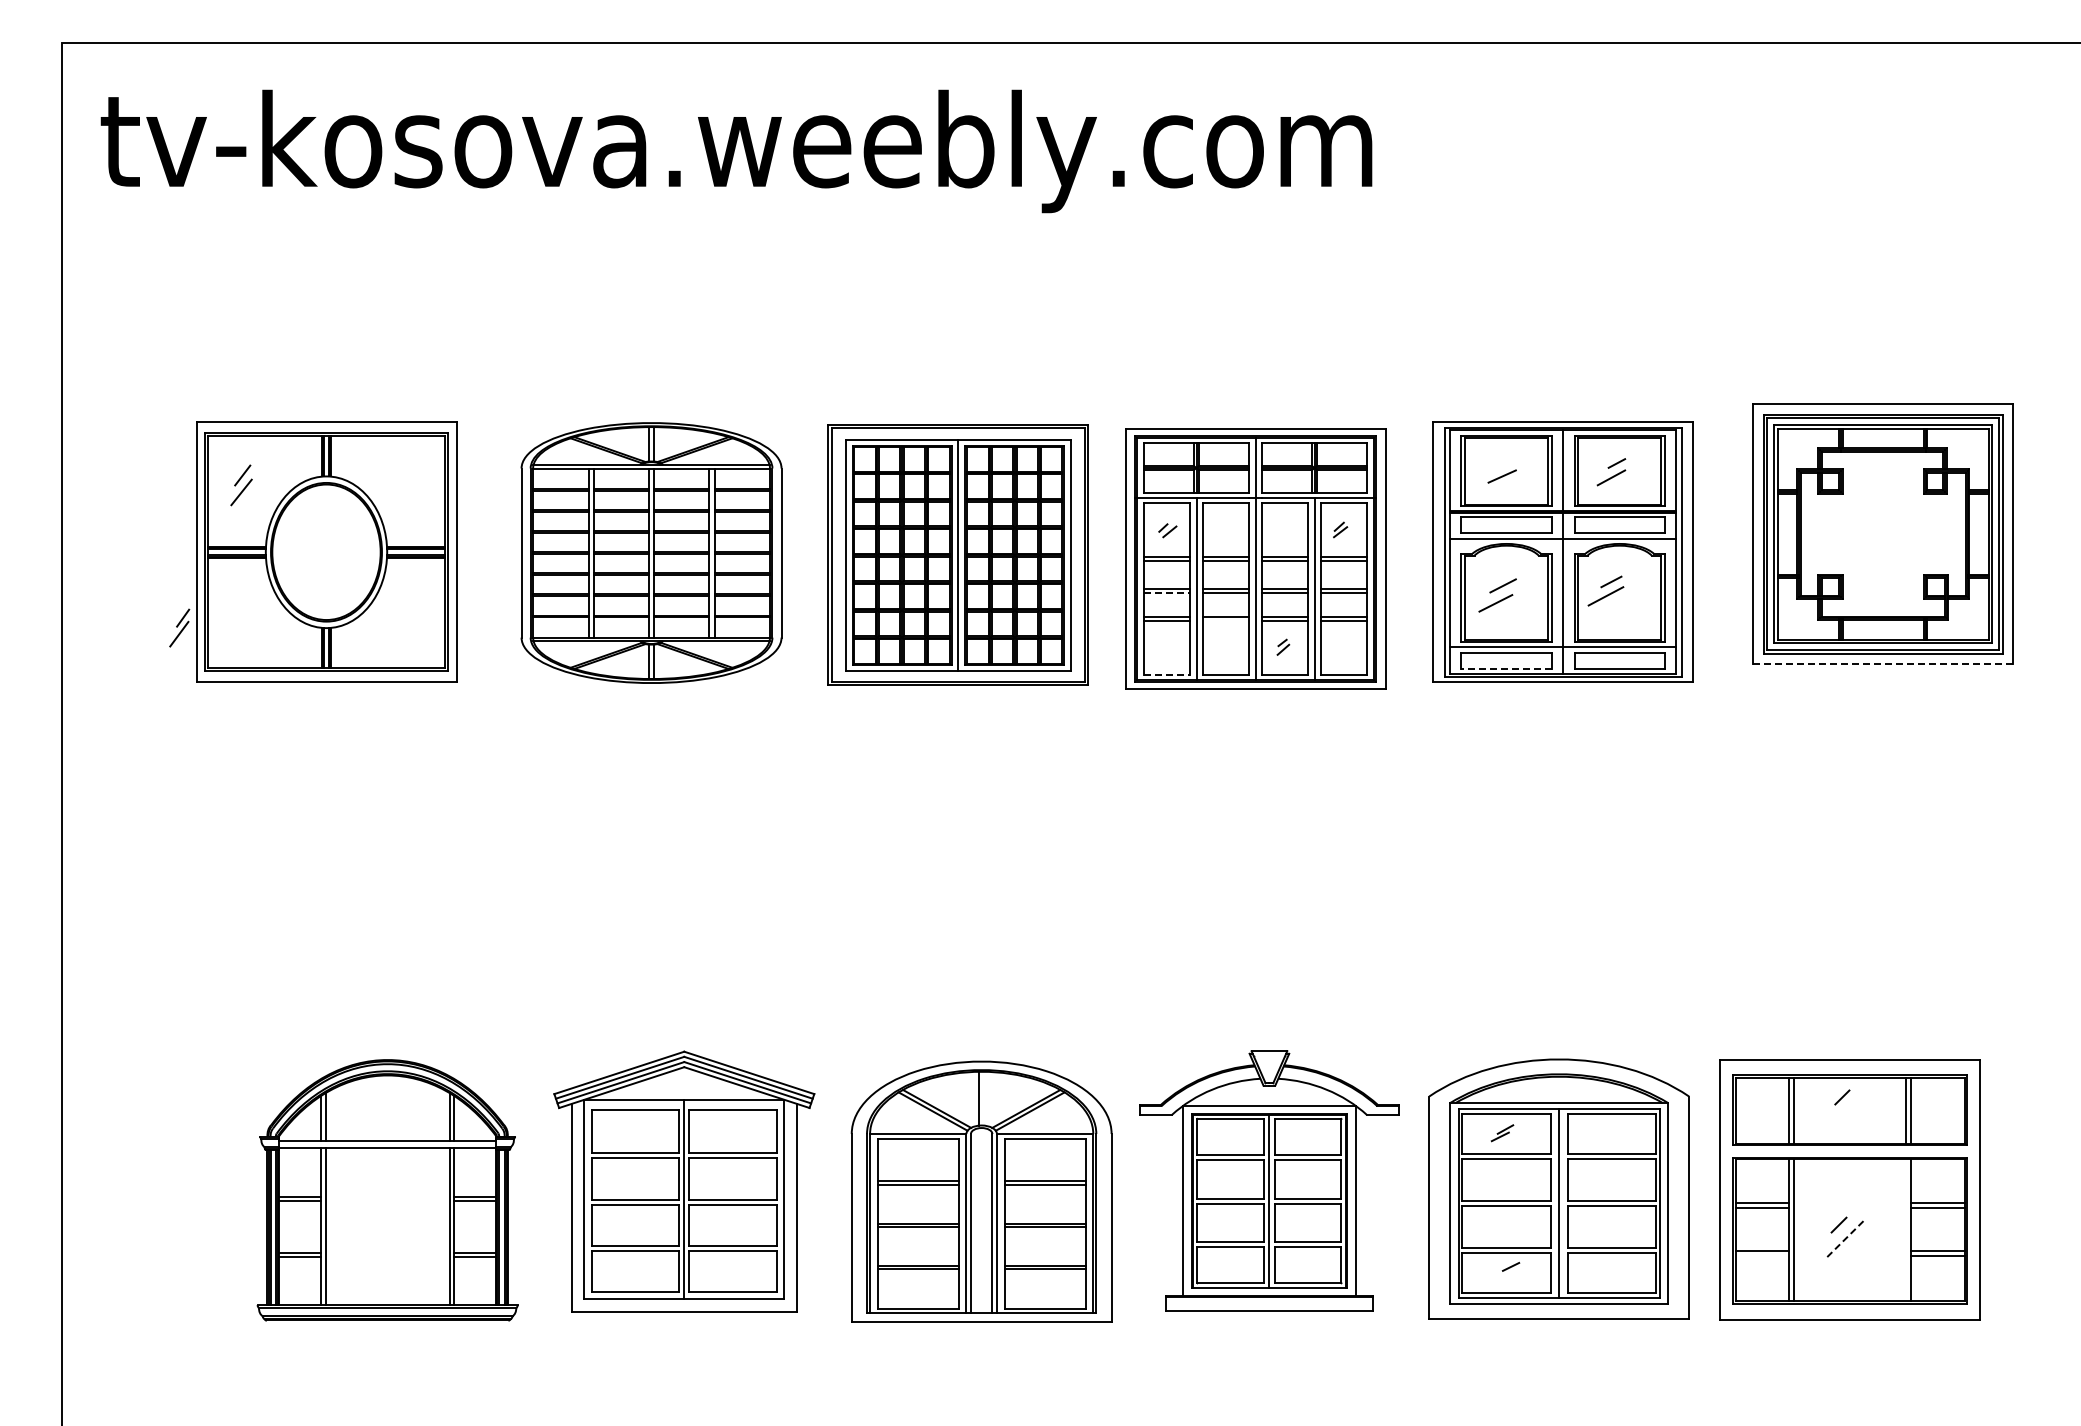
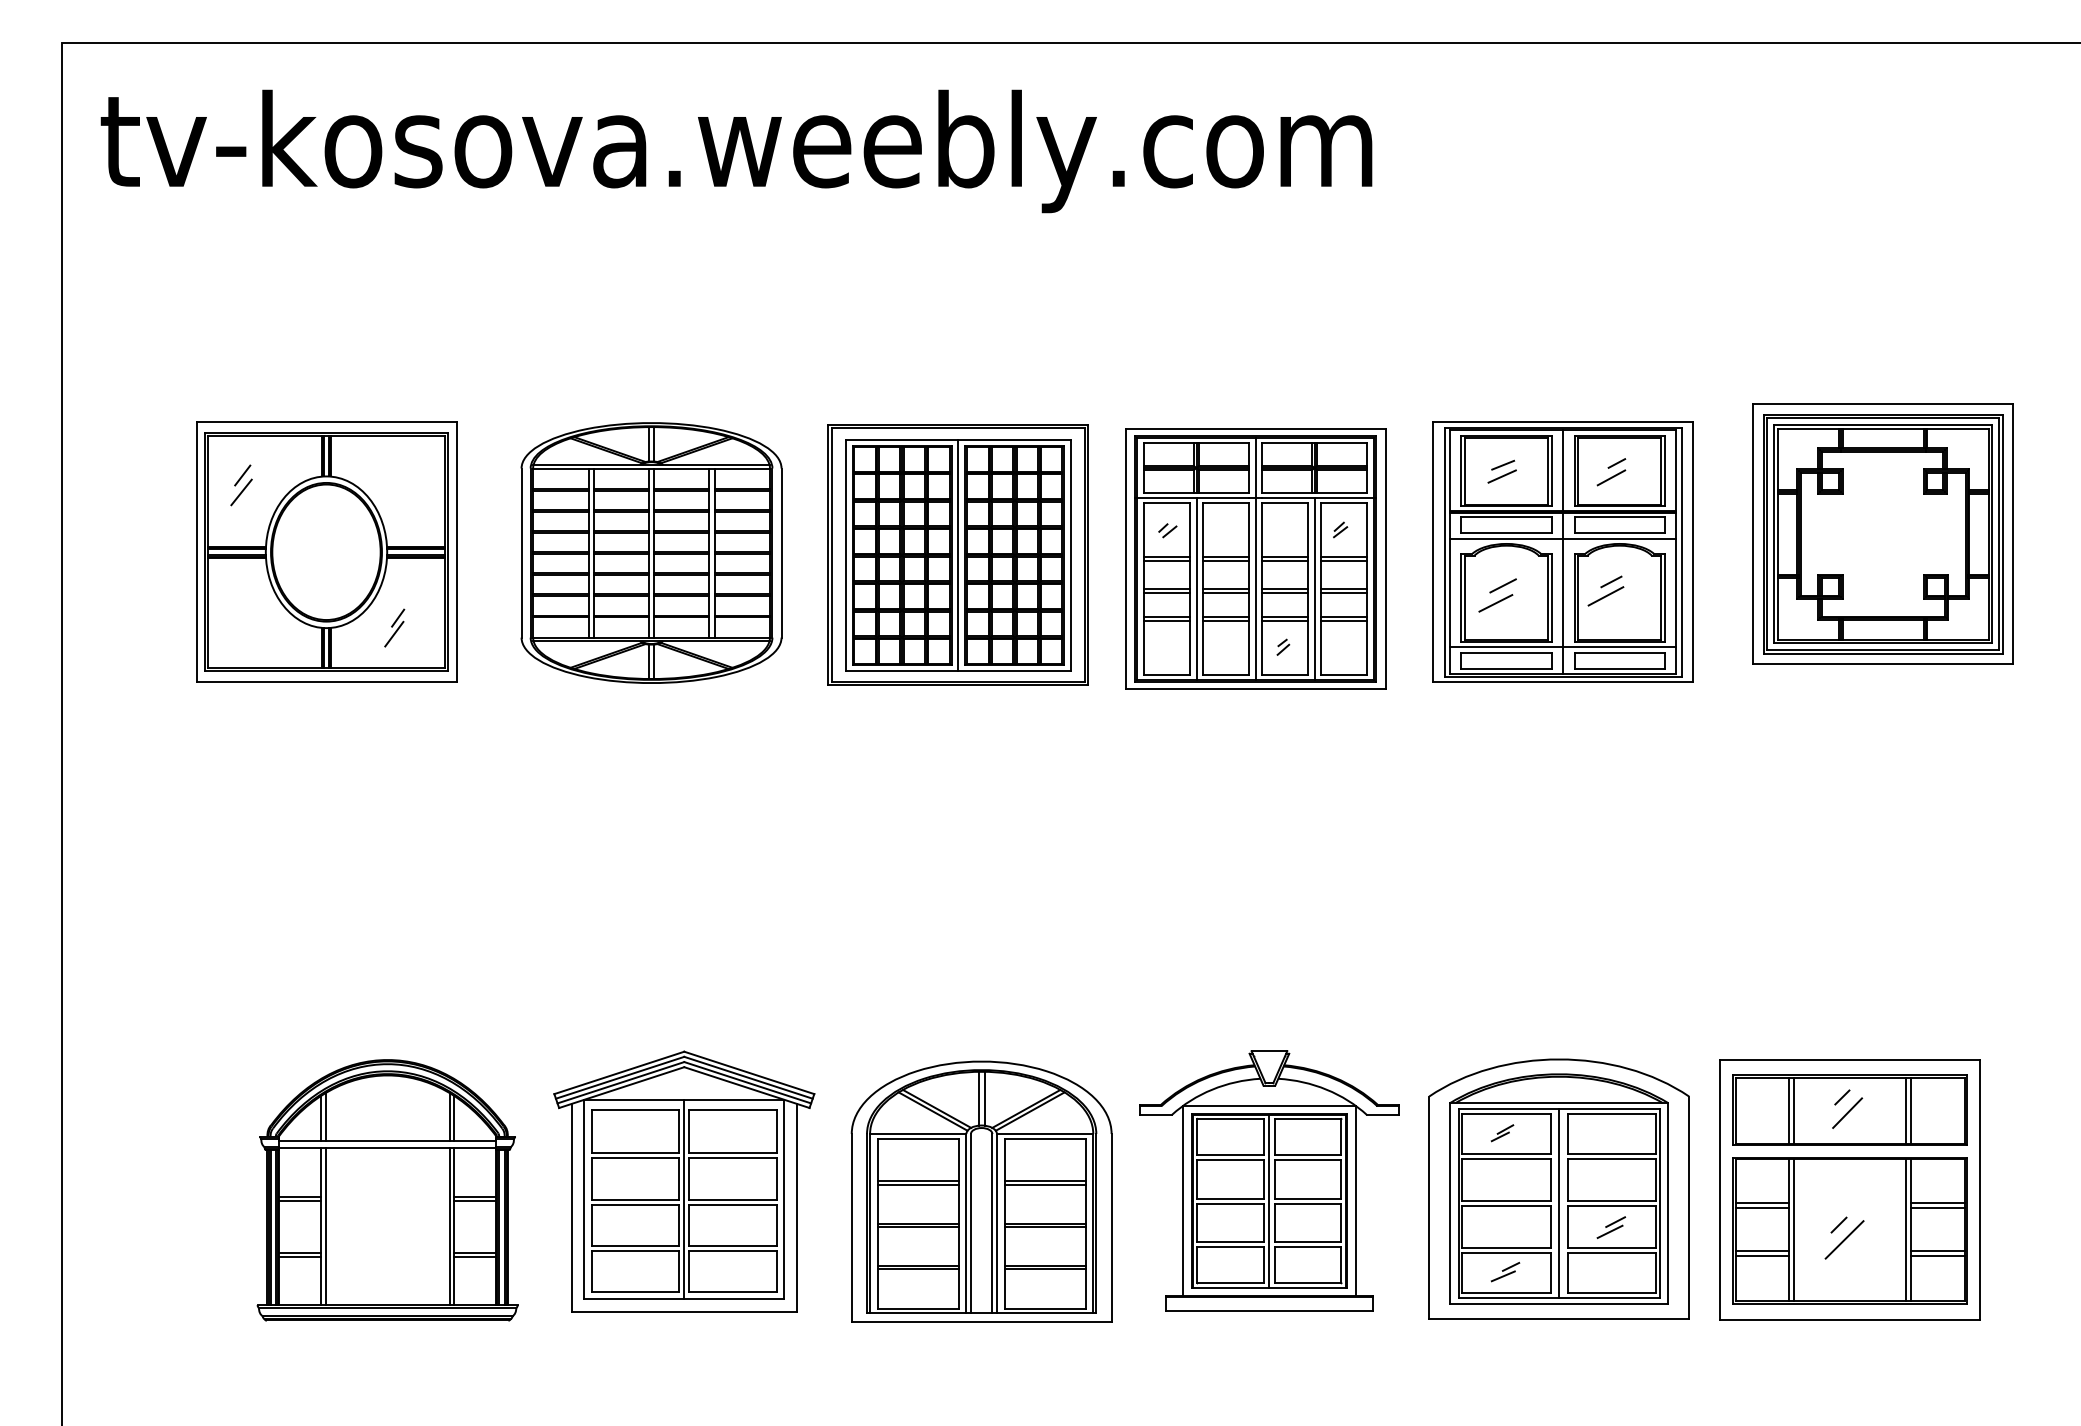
line: none -> present (1503, 464)
line: dashed -> solid (1166, 593)
line: none -> present (1226, 621)
part position: (179, 627) -> (394, 627) (394, 627)
line: dashed -> solid (1883, 664)
line: dashed -> solid (1506, 668)
line: dashed -> solid (1166, 674)
line: none -> present (984, 1098)
line: none -> present (1847, 1112)
part: none -> present (1611, 1227)
line: none -> present (1906, 1230)
line: dashed -> solid (1844, 1239)
line: none -> present (1762, 1255)
line: none -> present (1502, 1276)
